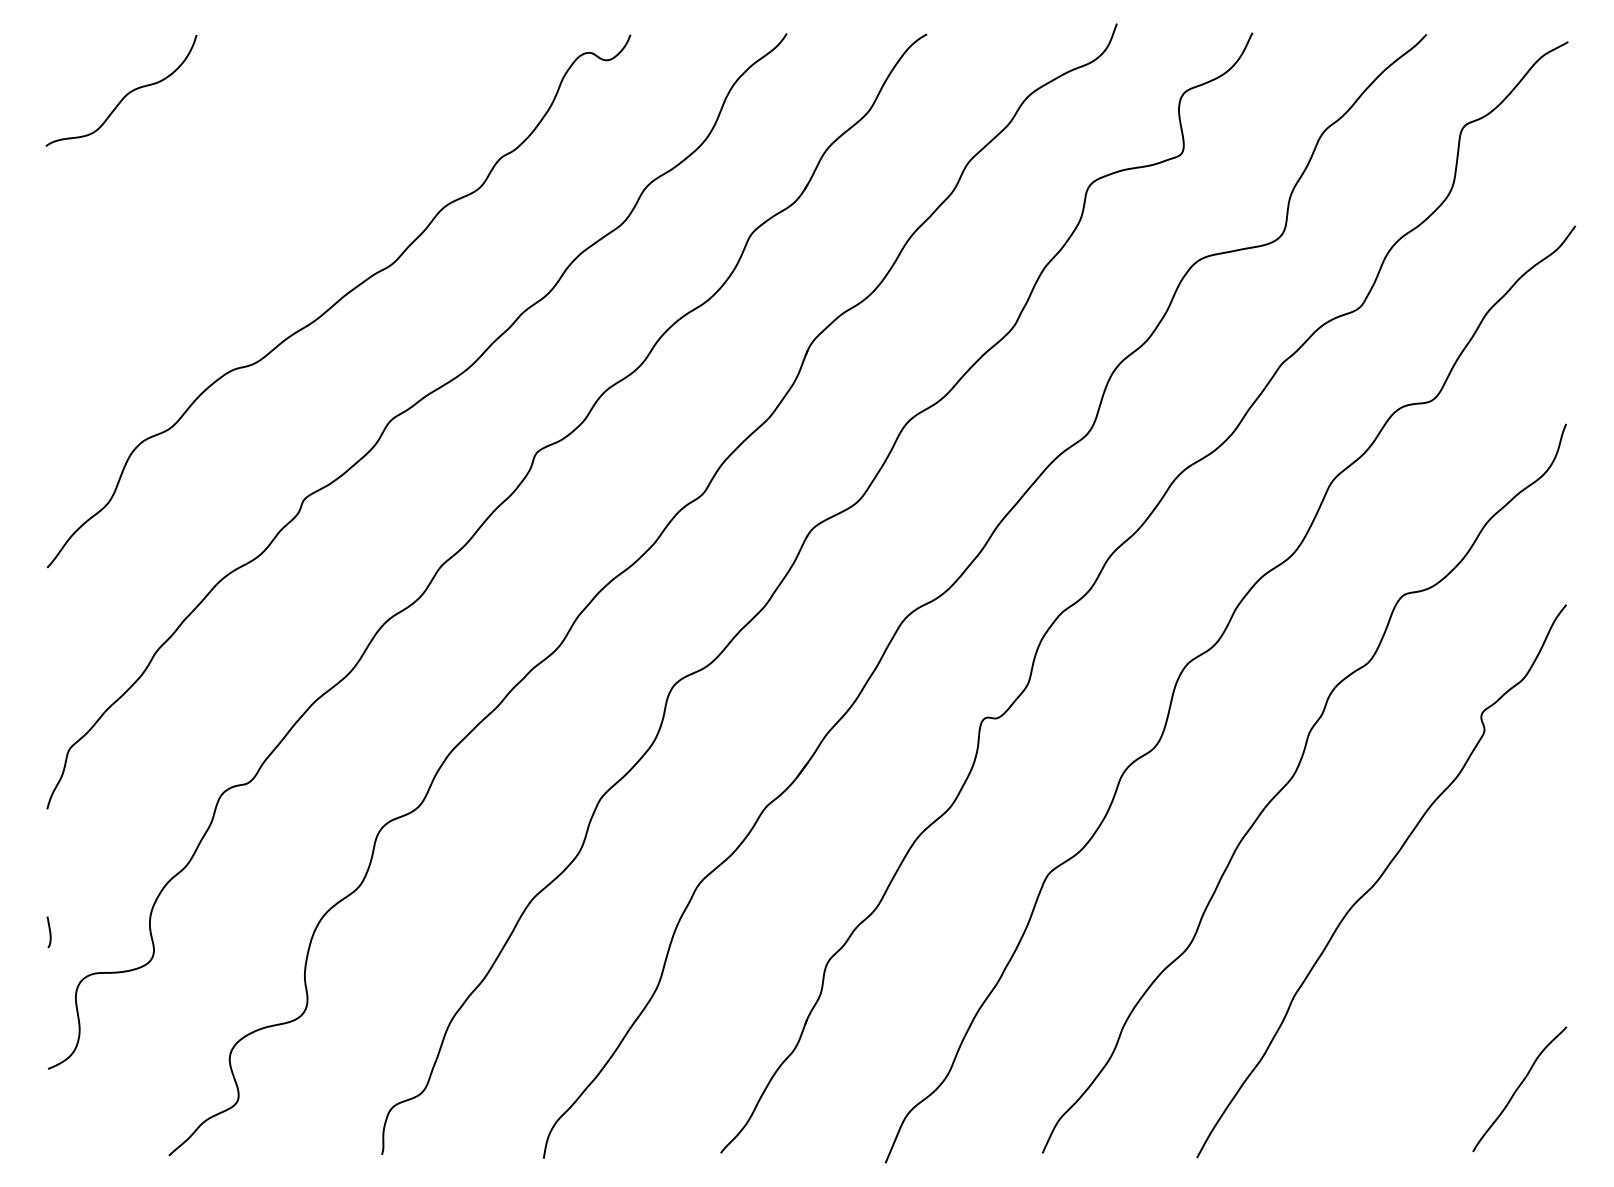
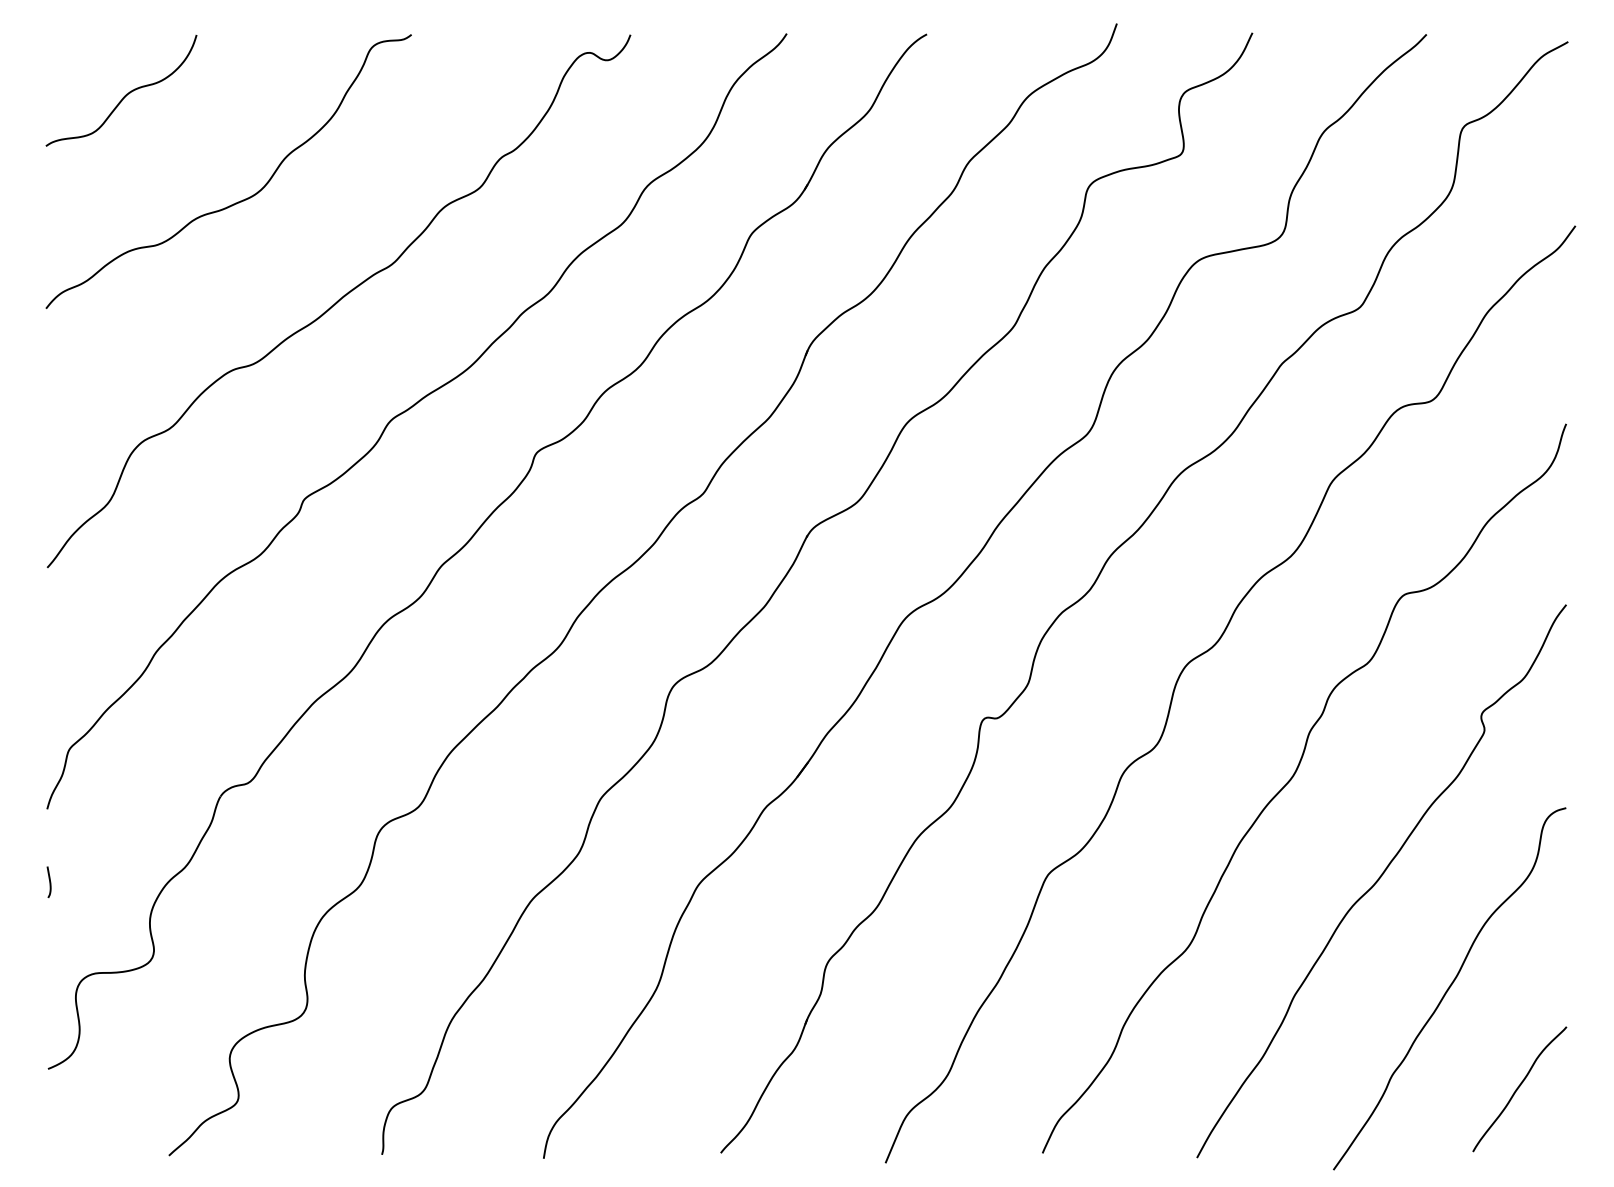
curve: none -> present (242, 199)
curve position: (49, 931) -> (49, 881) (49, 881)
curve: none -> present (1449, 988)
